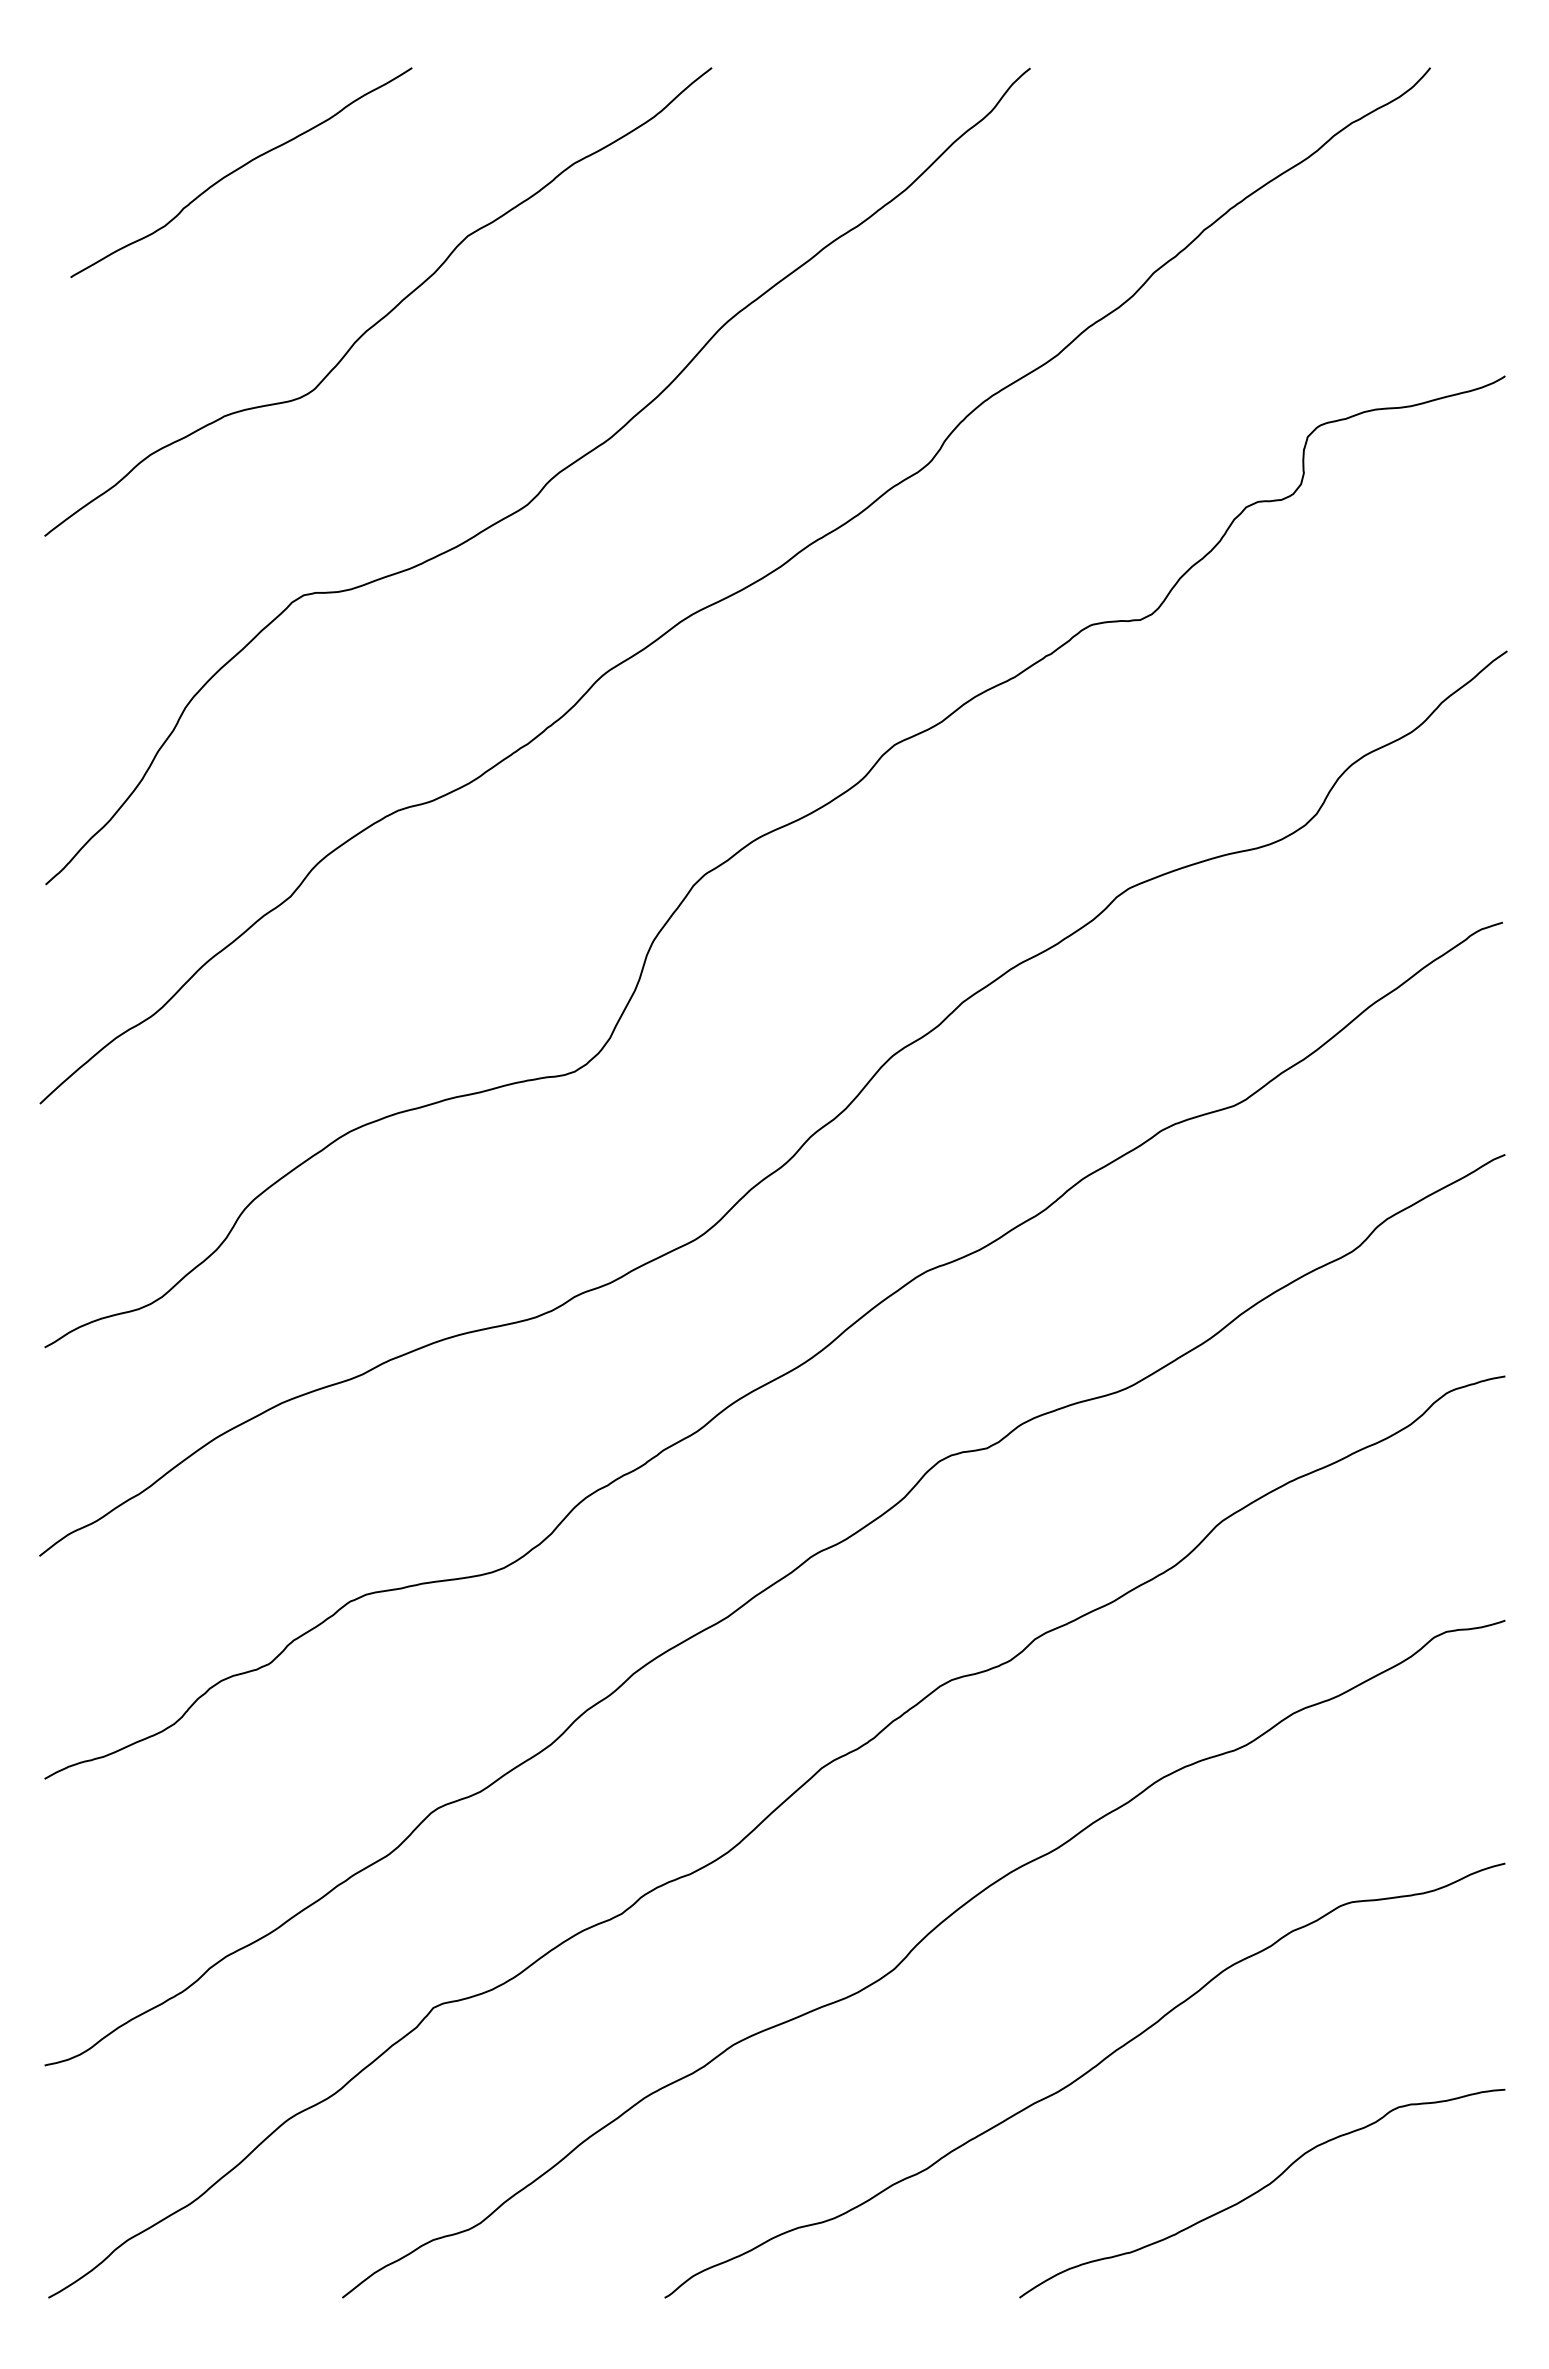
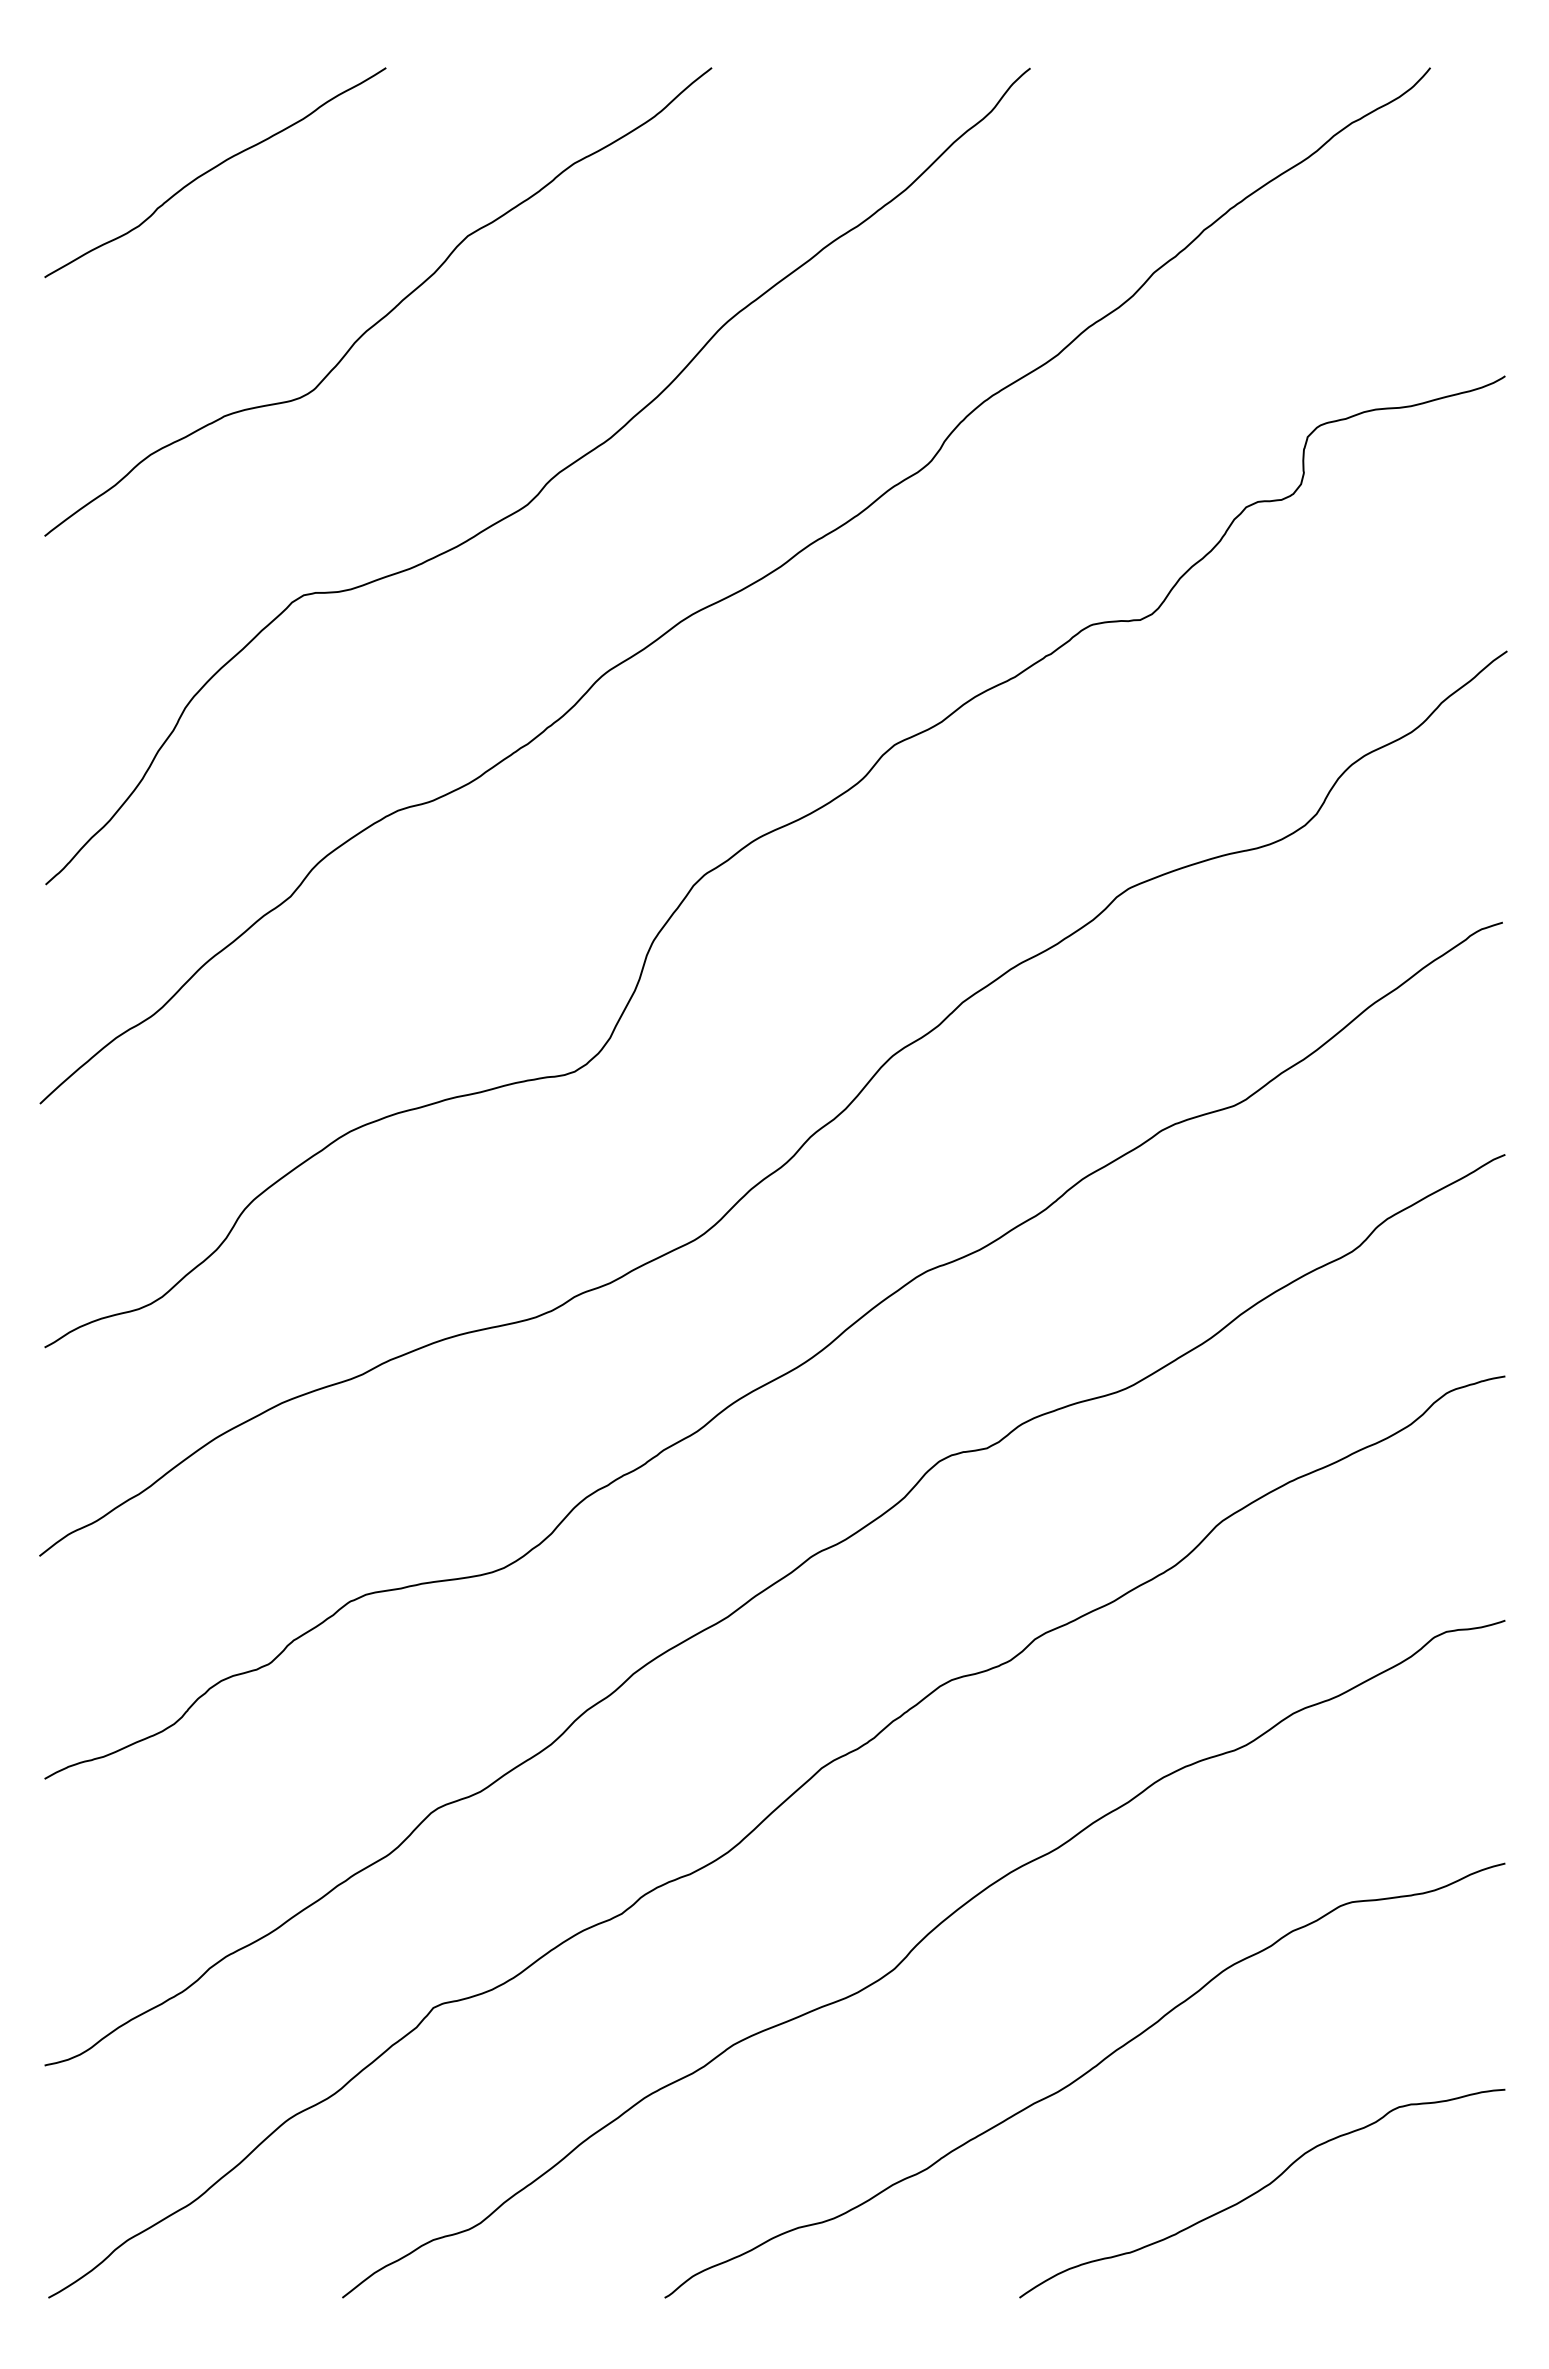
curve position: (239, 169) -> (213, 169) (213, 169)
